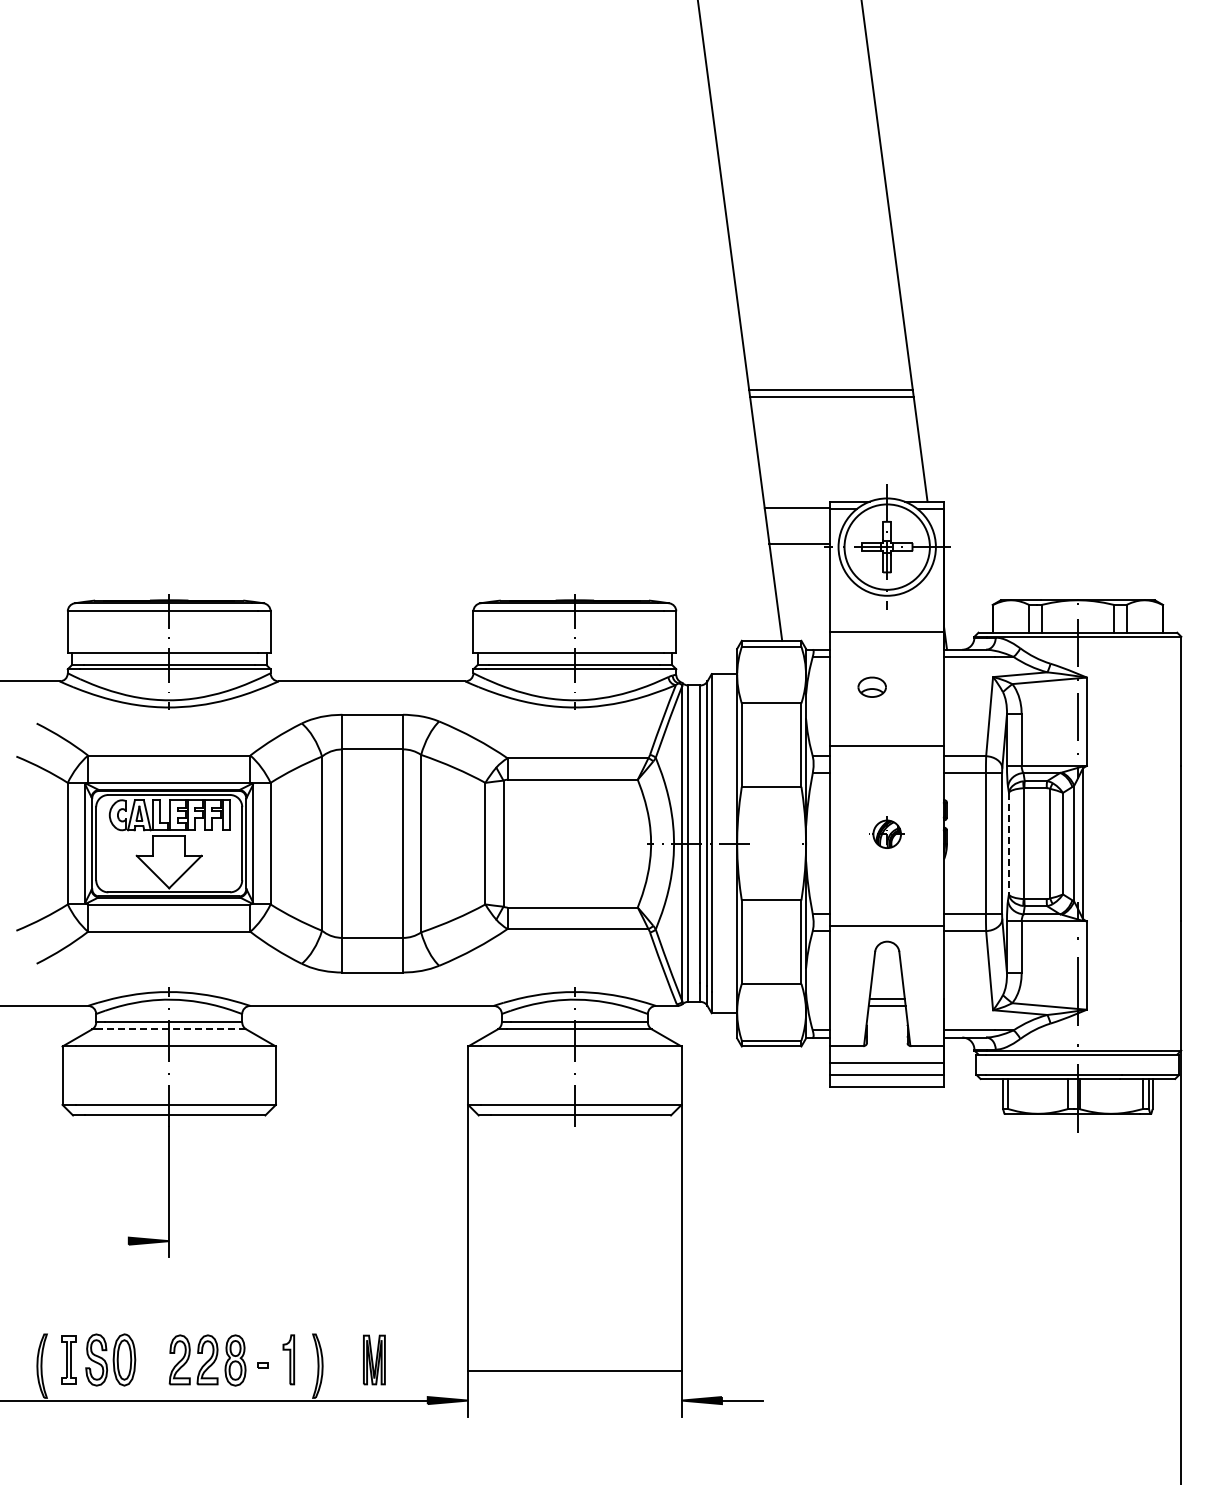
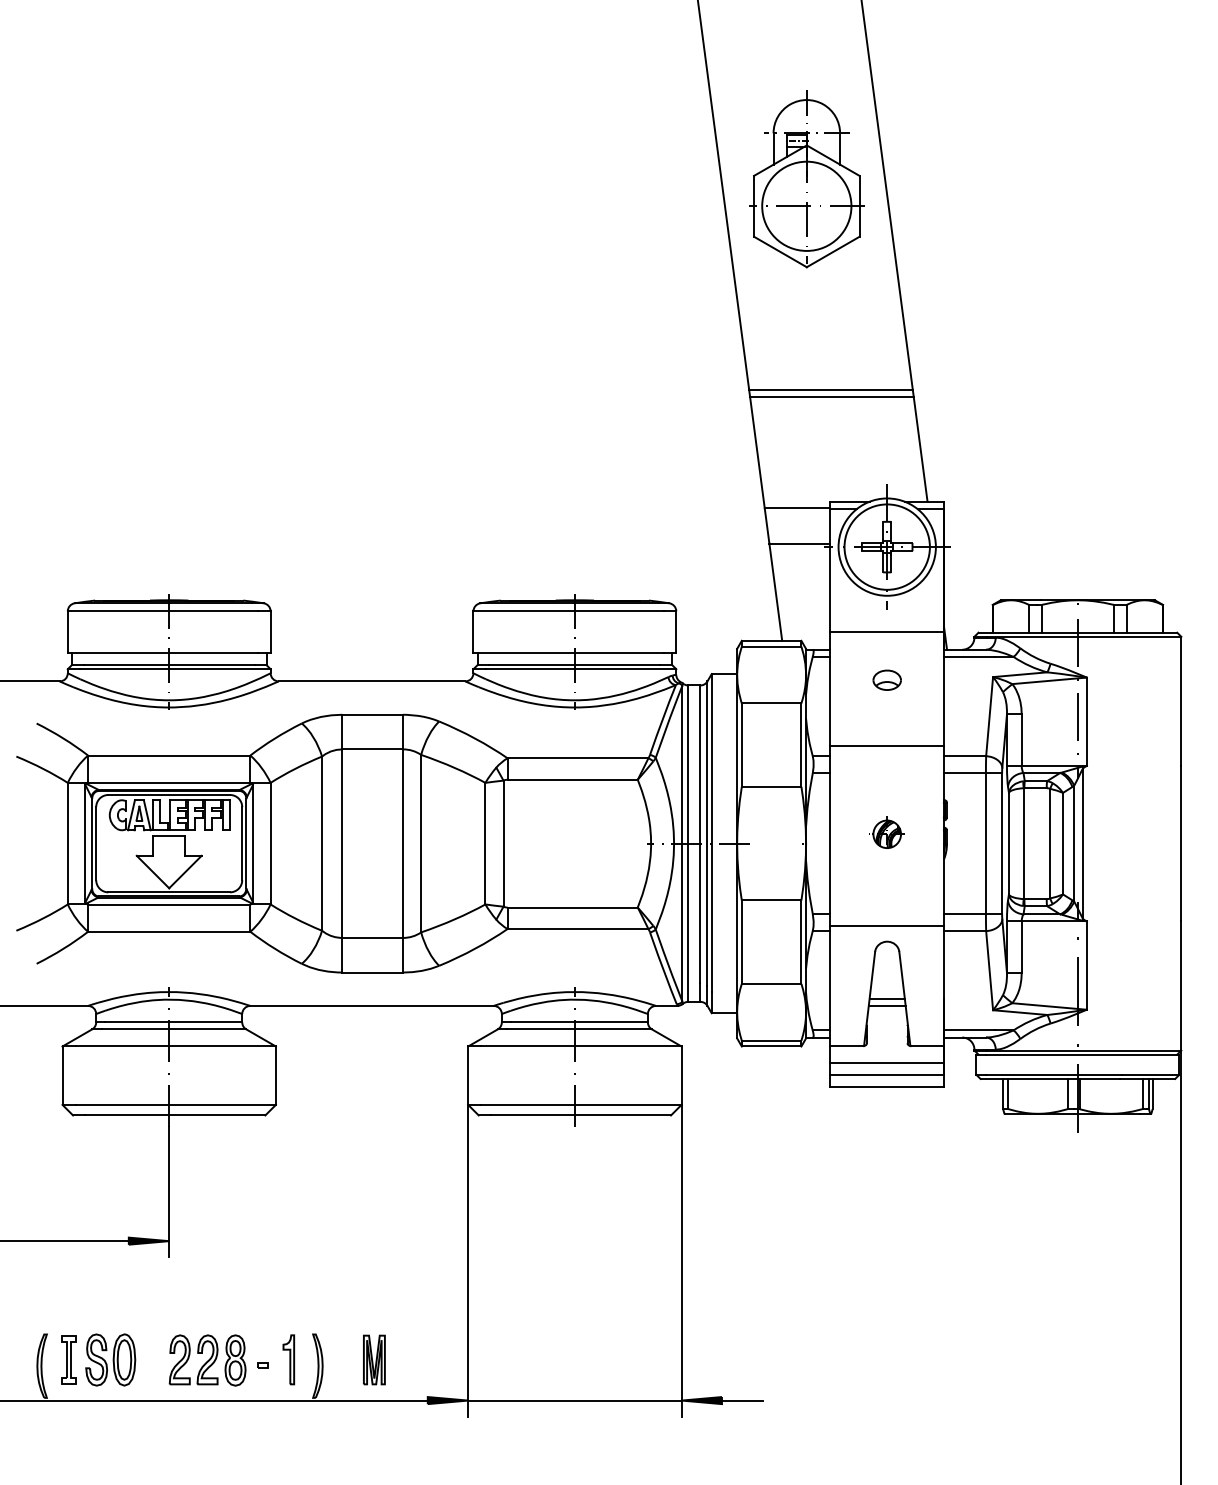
part: none -> present (806, 179)
part position: (871, 686) -> (886, 679) (886, 679)
line: dashed -> solid (1008, 843)
line: dashed -> solid (173, 1029)
line: none -> present (65, 1241)
line position: (574, 1370) -> (574, 1400) (574, 1400)
